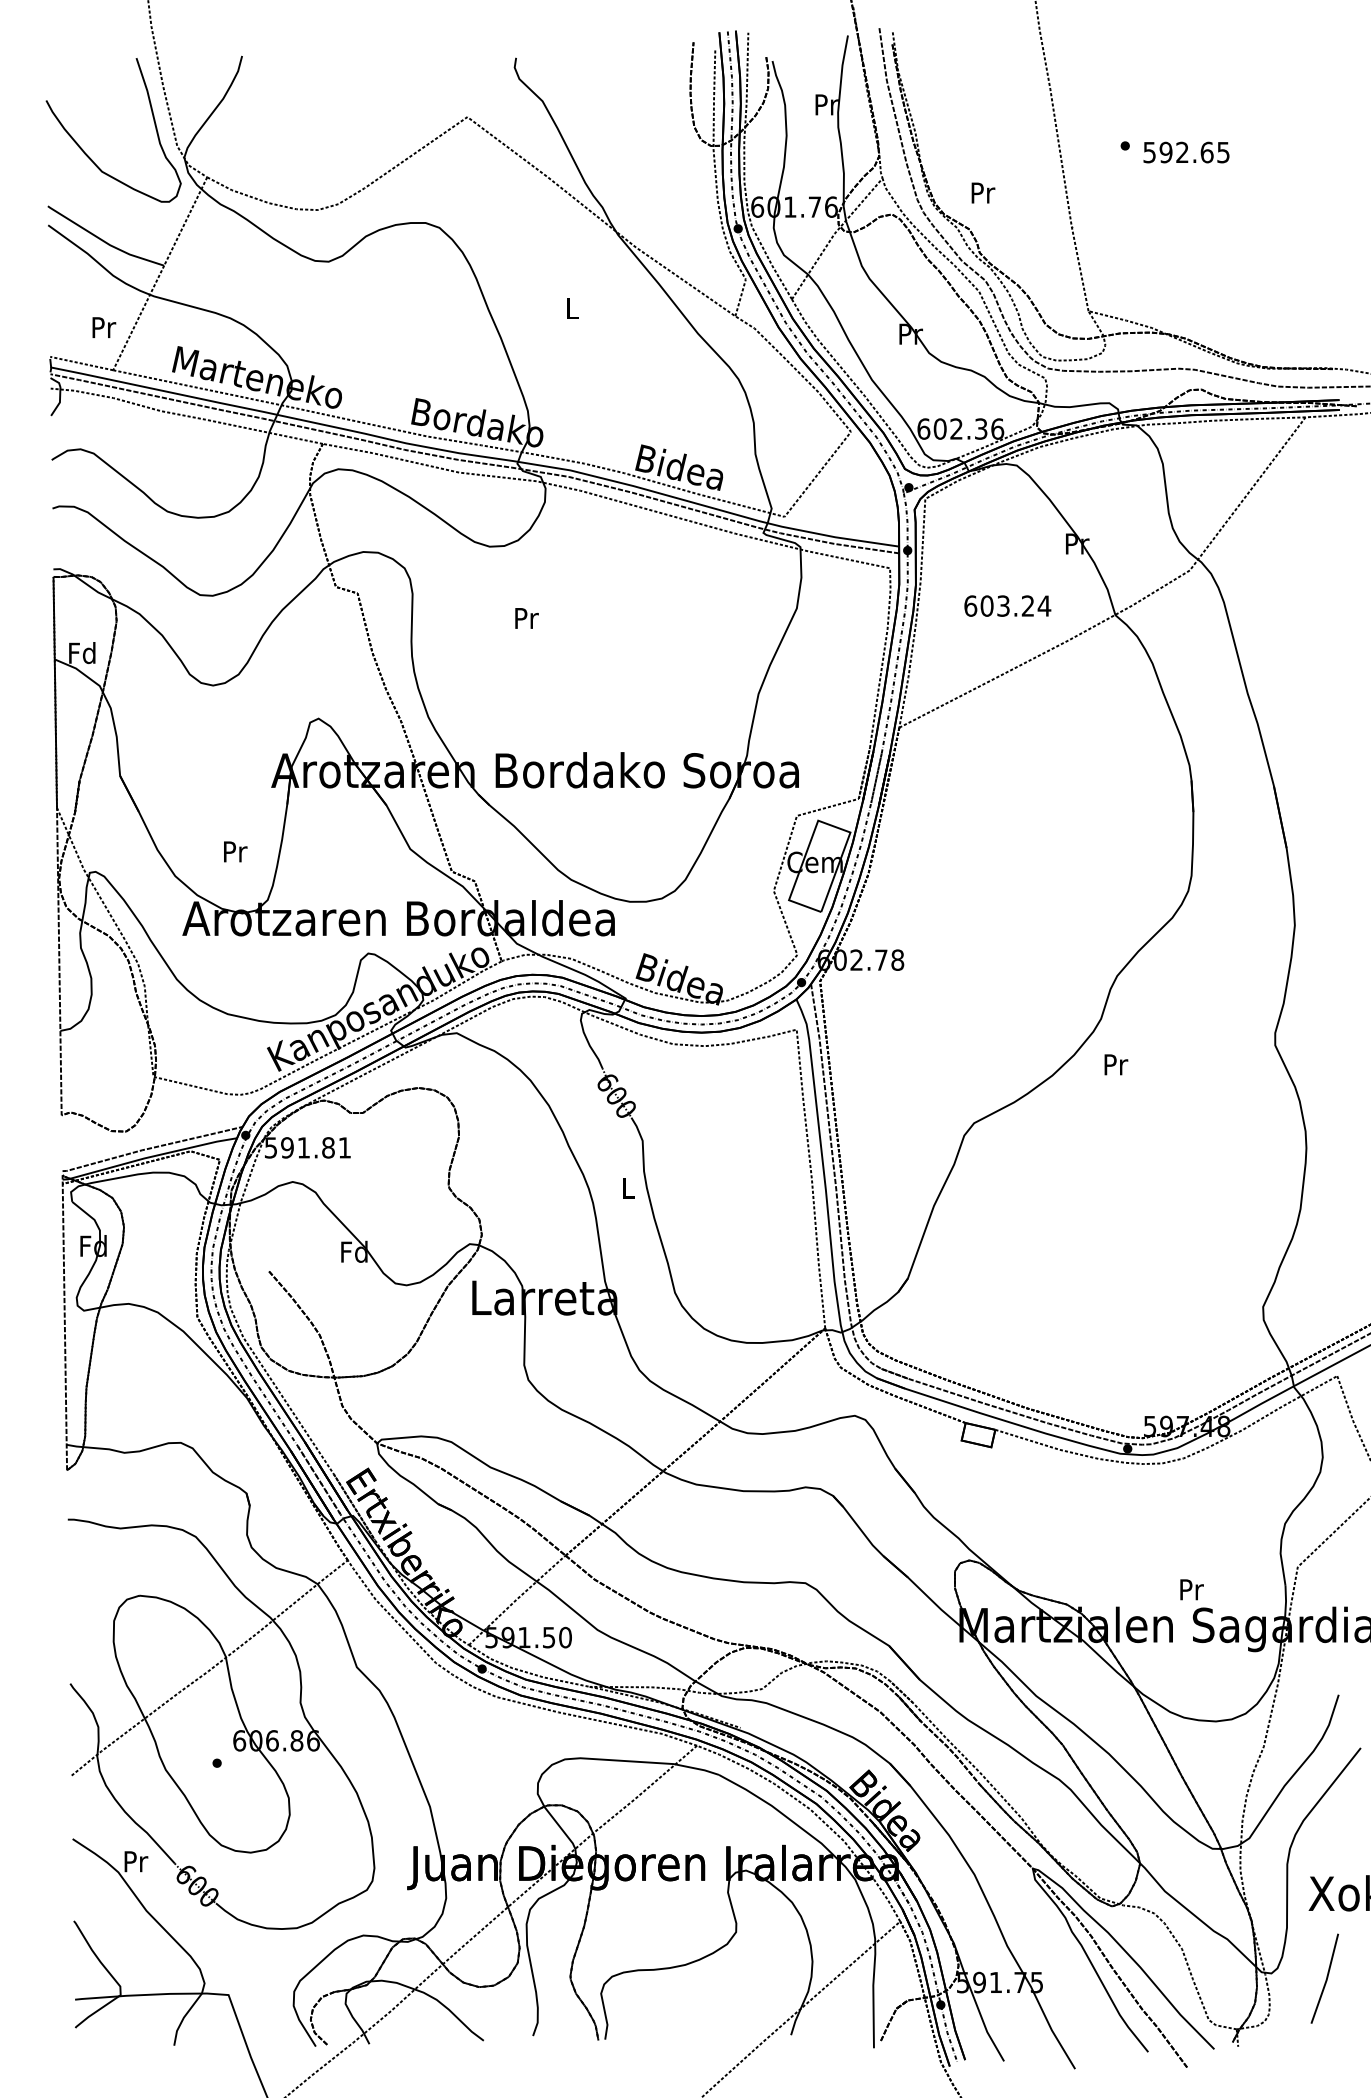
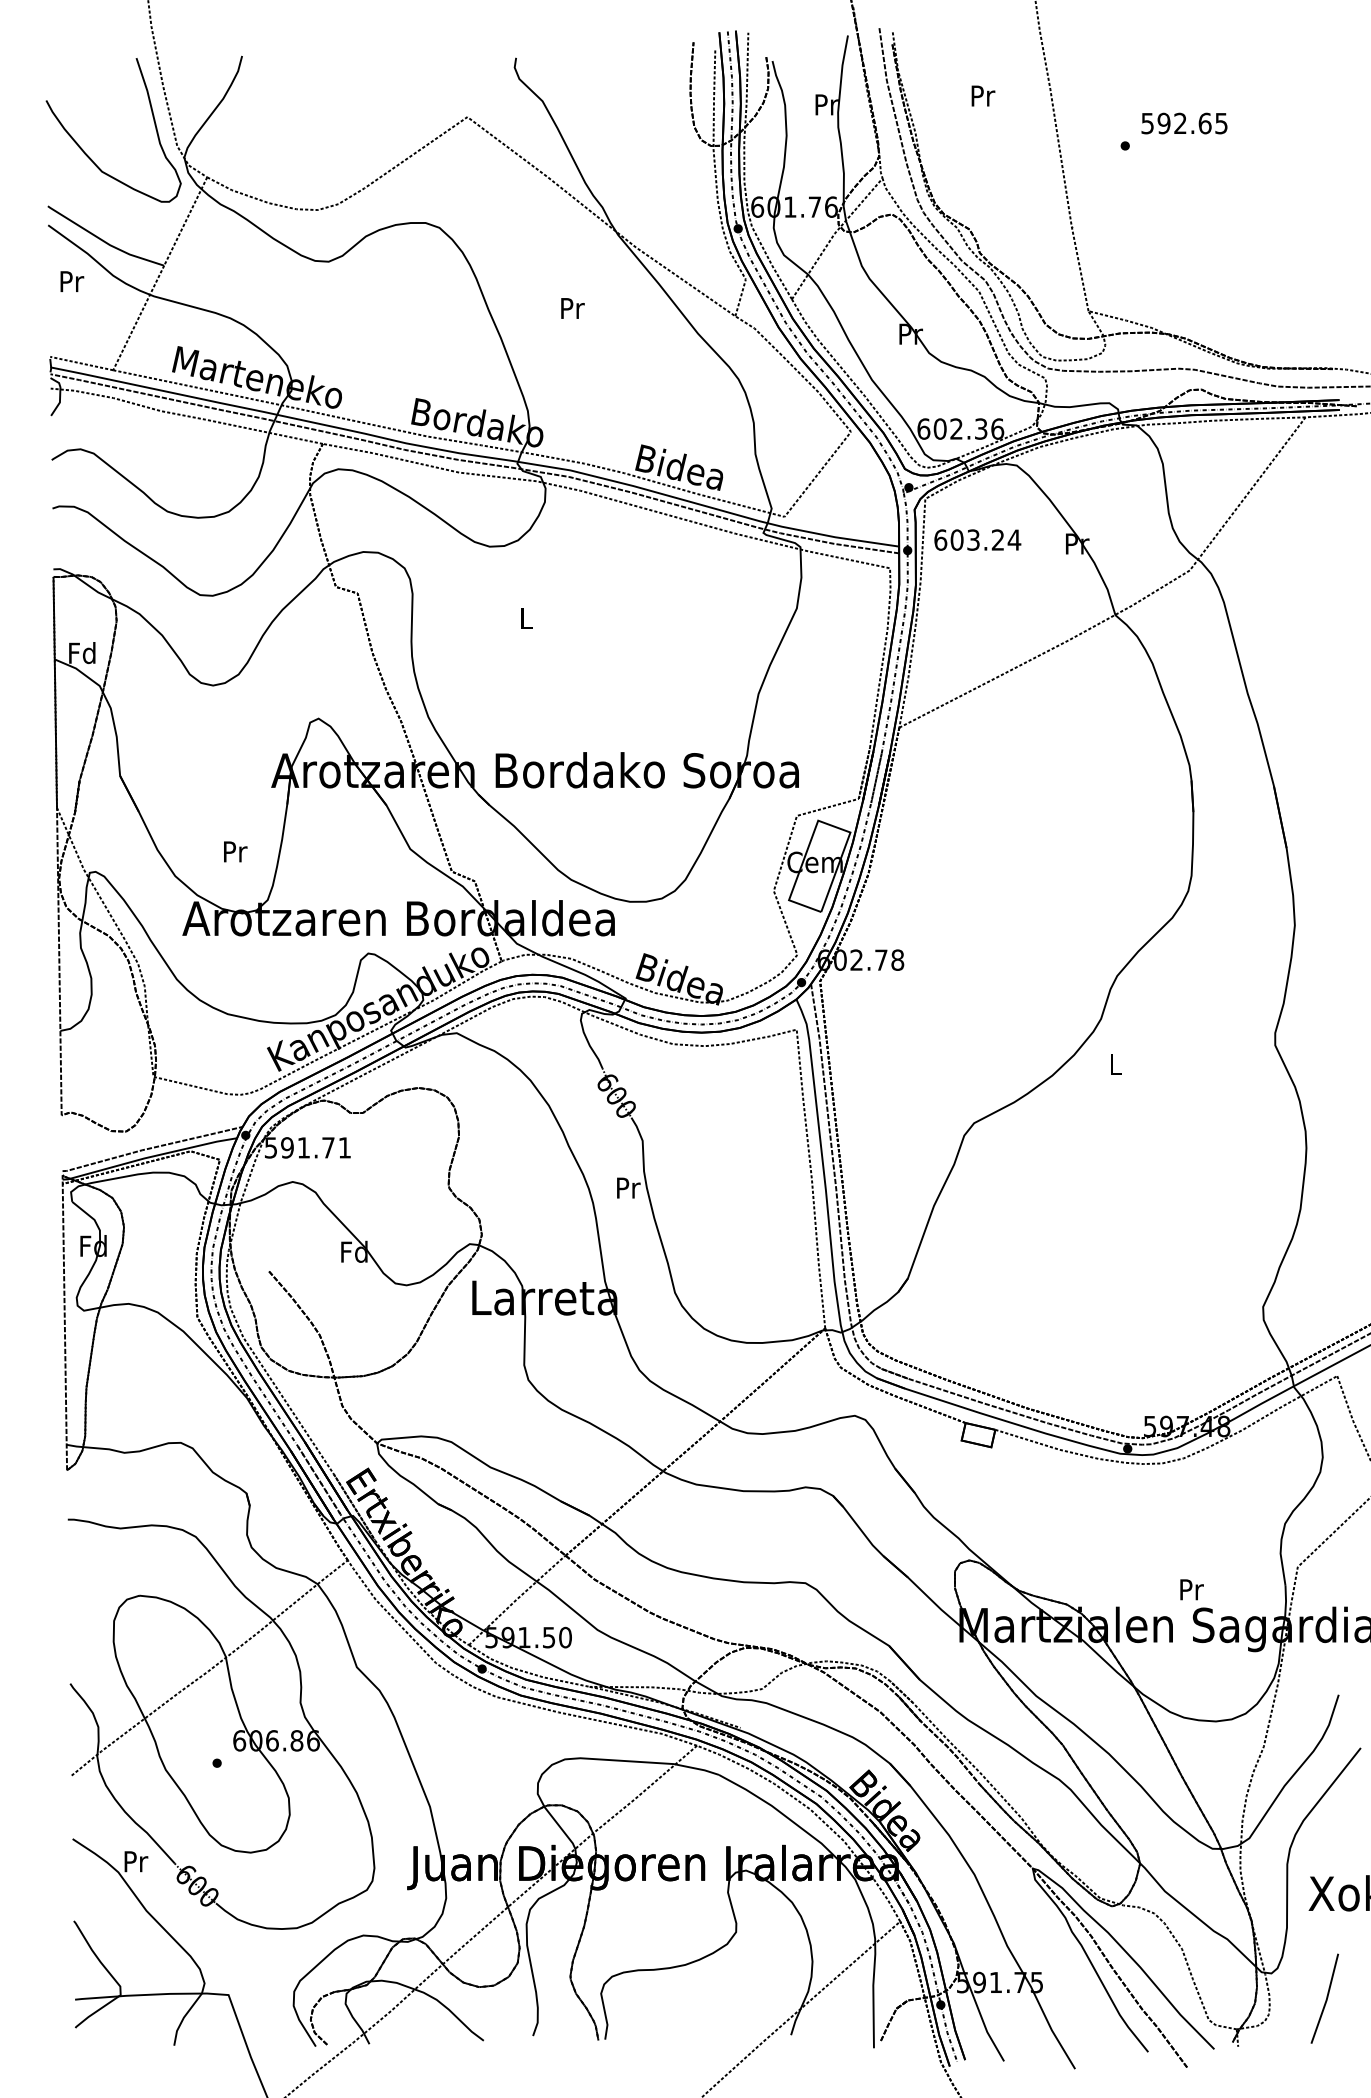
text position: (1186, 152) -> (1184, 123) (1184, 123)
text position: (983, 192) -> (983, 95) (983, 95)
text: L -> Pr (572, 308)
text position: (104, 327) -> (72, 281) (72, 281)
text position: (1007, 605) -> (977, 539) (977, 539)
text: Pr -> L (526, 618)
text: Pr -> L (1116, 1064)
text: 591.81 -> 591.71 (328, 1147)
text: L -> Pr (628, 1187)
line position: (1325, 1979) -> (1325, 1999) (1325, 1999)
